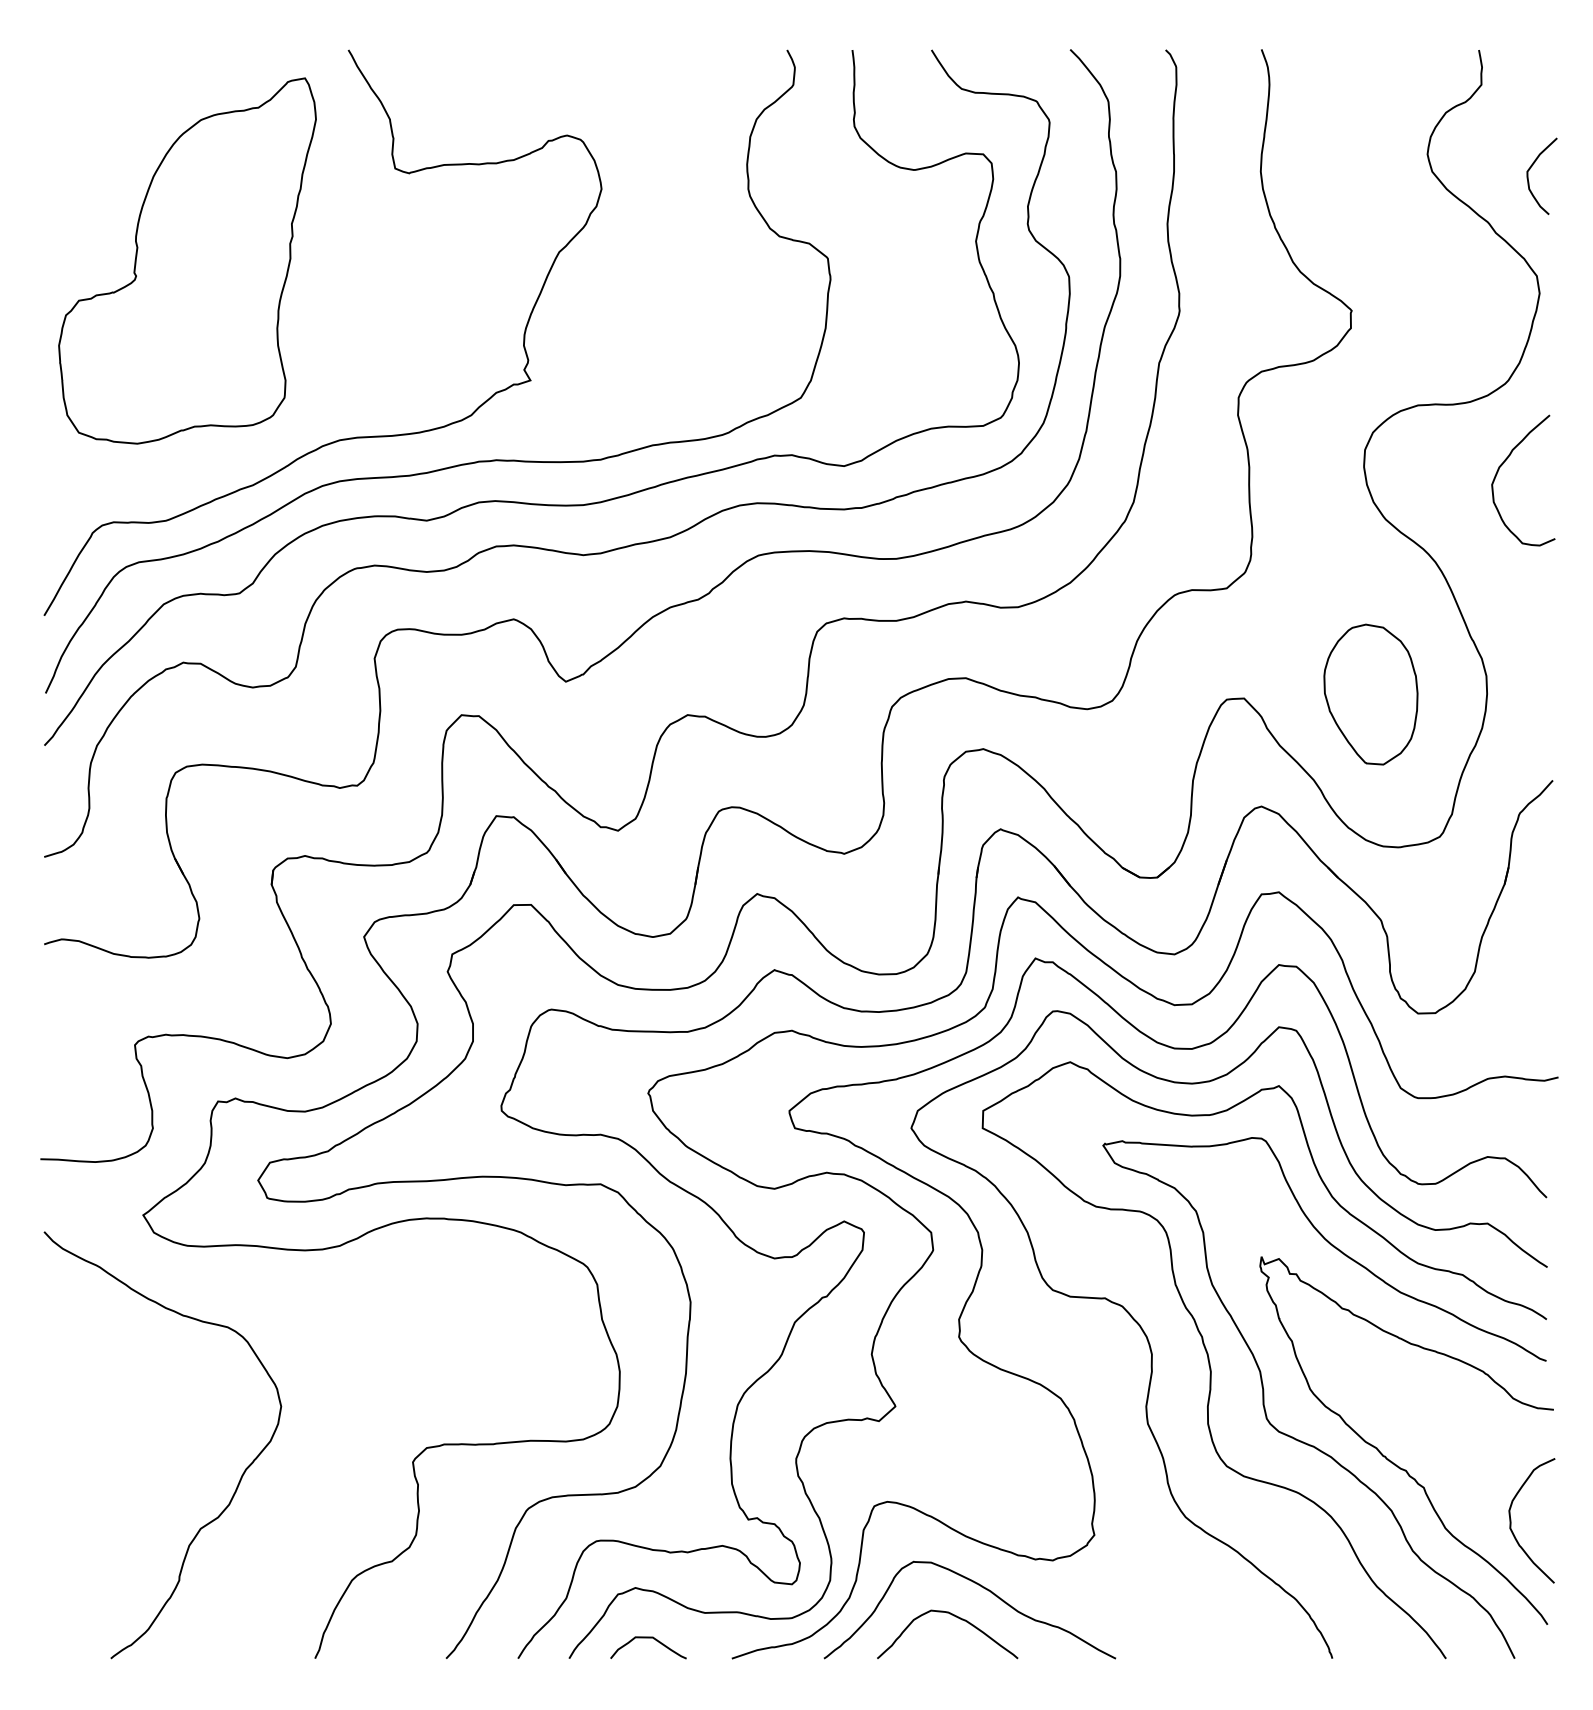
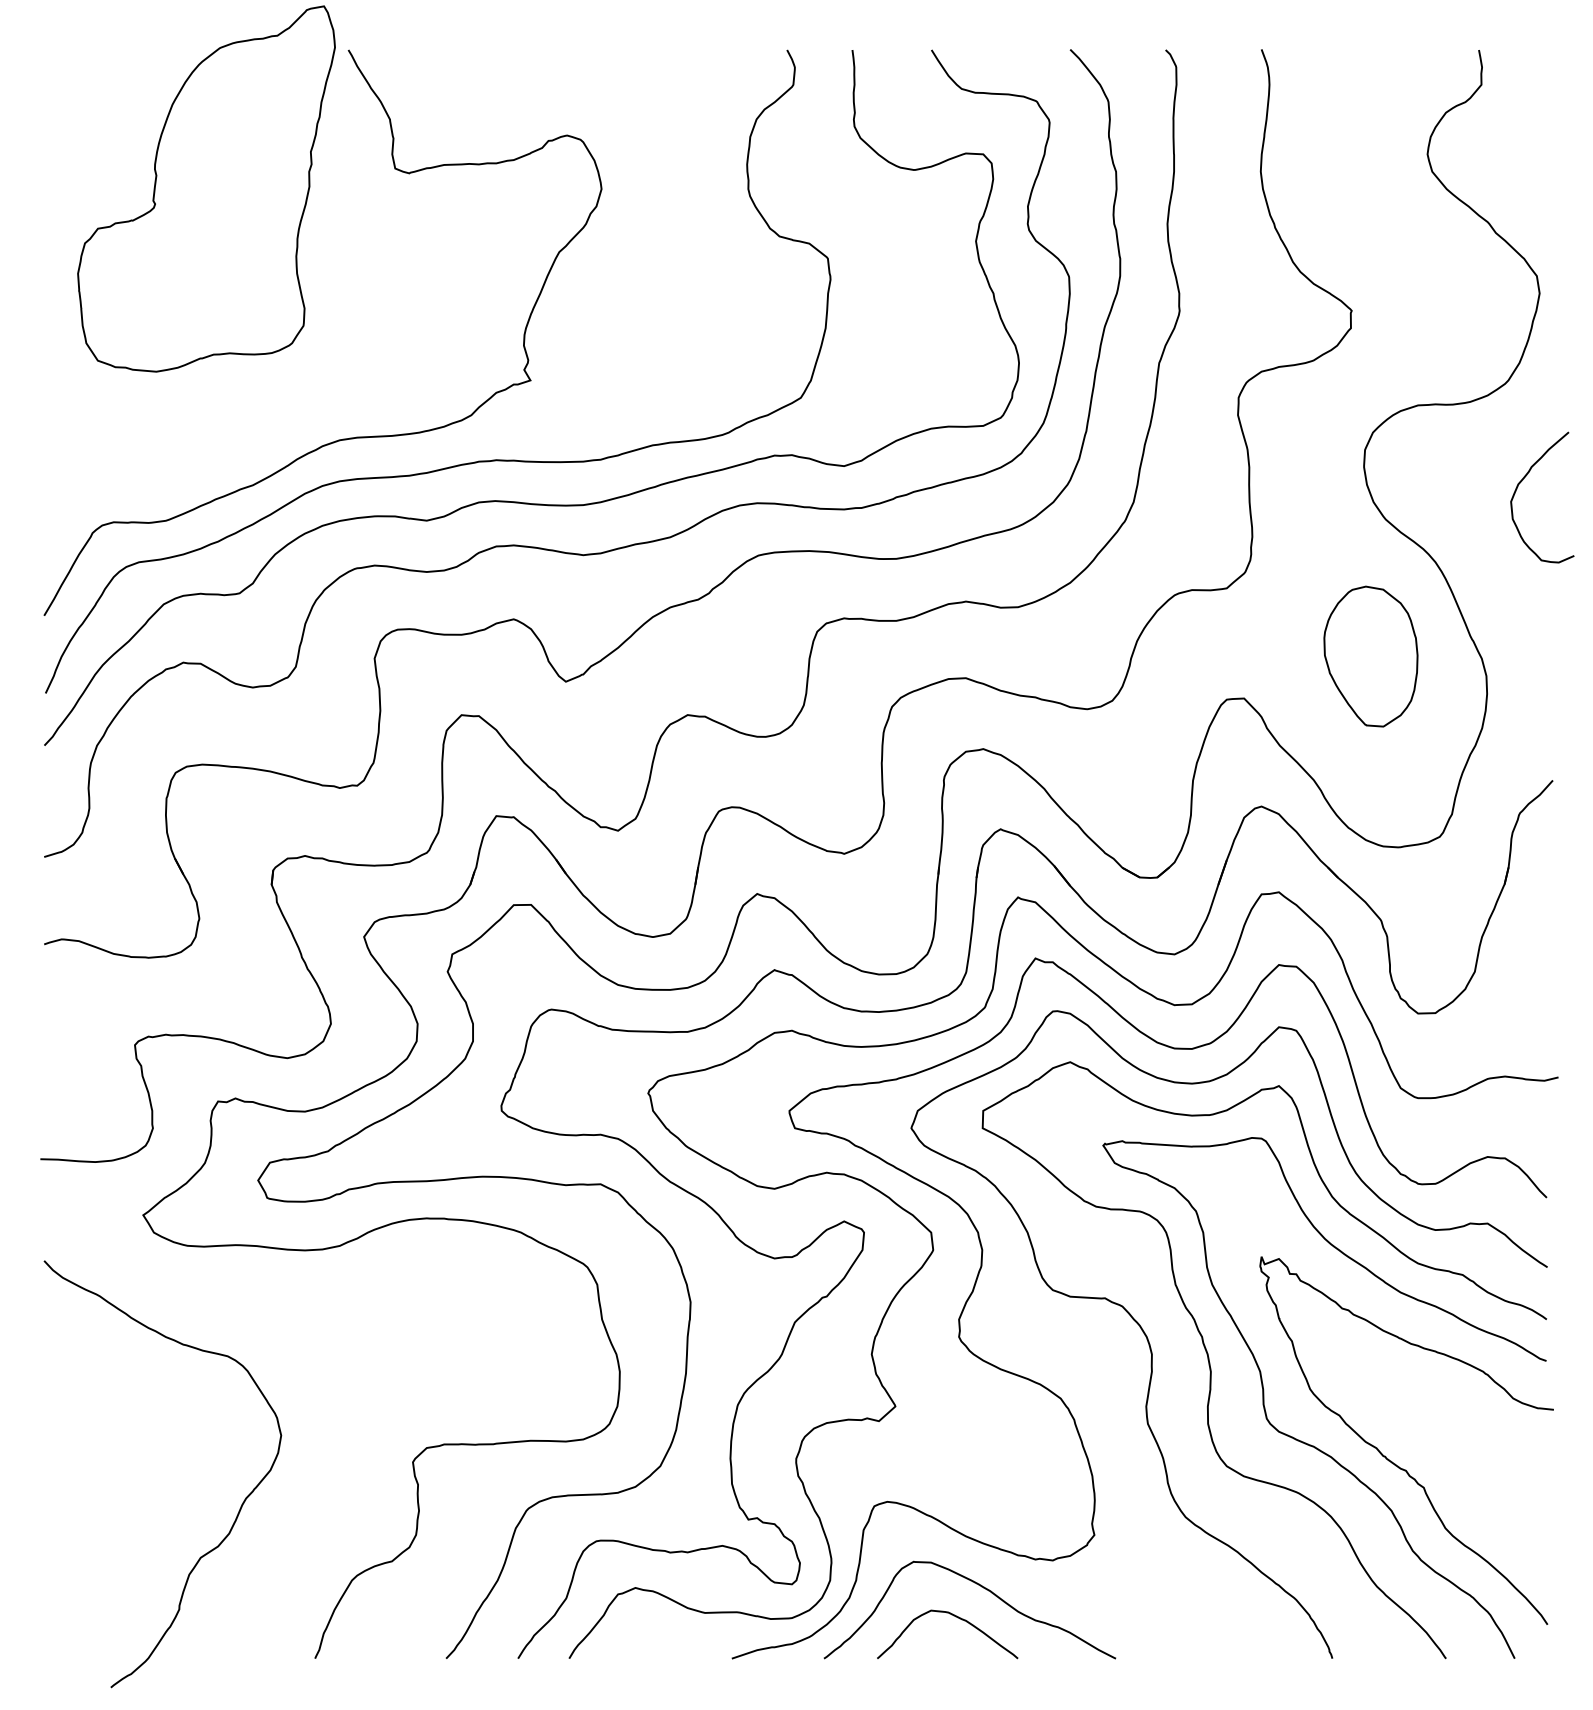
curve: present -> none (1530, 169)
part position: (187, 260) -> (206, 188) (206, 188)
curve position: (1503, 464) -> (1522, 481) (1522, 481)
part position: (1370, 694) -> (1370, 656) (1370, 656)
curve position: (239, 1479) -> (239, 1508) (239, 1508)
curve: present -> none (1511, 1520)
curve: present -> none (648, 1638)
